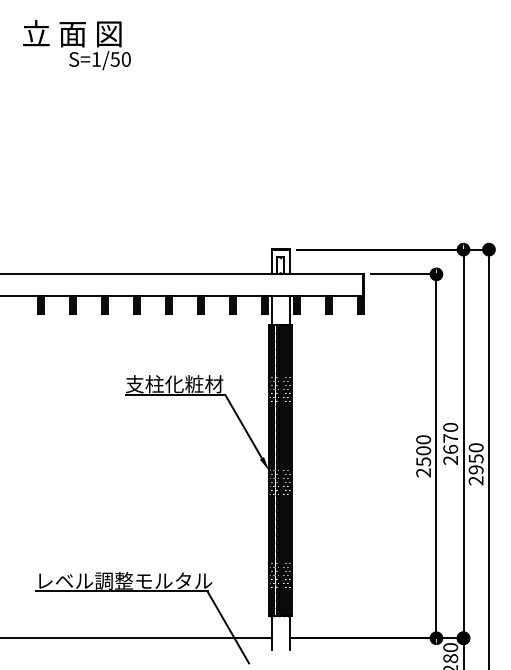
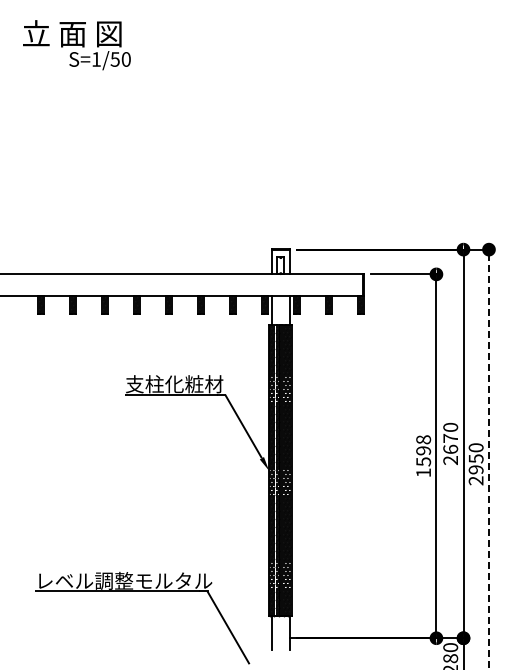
text: 2500 -> 1598 (423, 456)
line: solid -> dashed (488, 459)
line: present -> none (137, 638)
